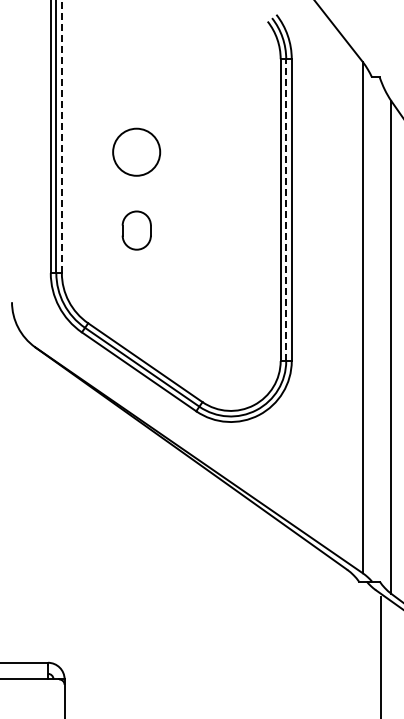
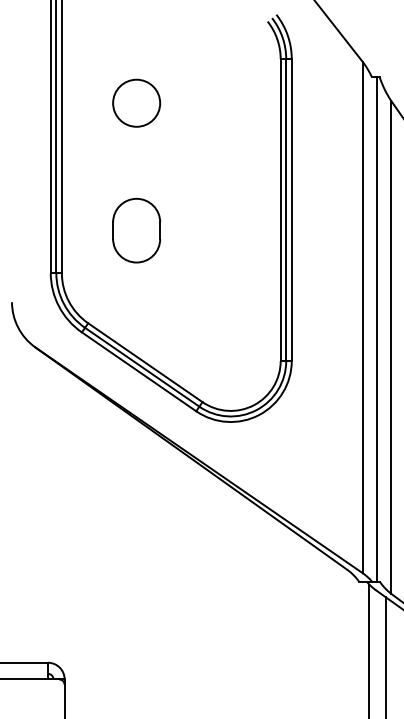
line: dashed -> solid (61, 137)
circle position: (136, 151) -> (136, 102) (136, 102)
line: dashed -> solid (286, 210)
part size: 31x41 px -> 50x67 px (136, 230)
line: none -> present (377, 329)
line: none -> present (369, 649)
line position: (380, 656) -> (385, 656) (385, 656)
